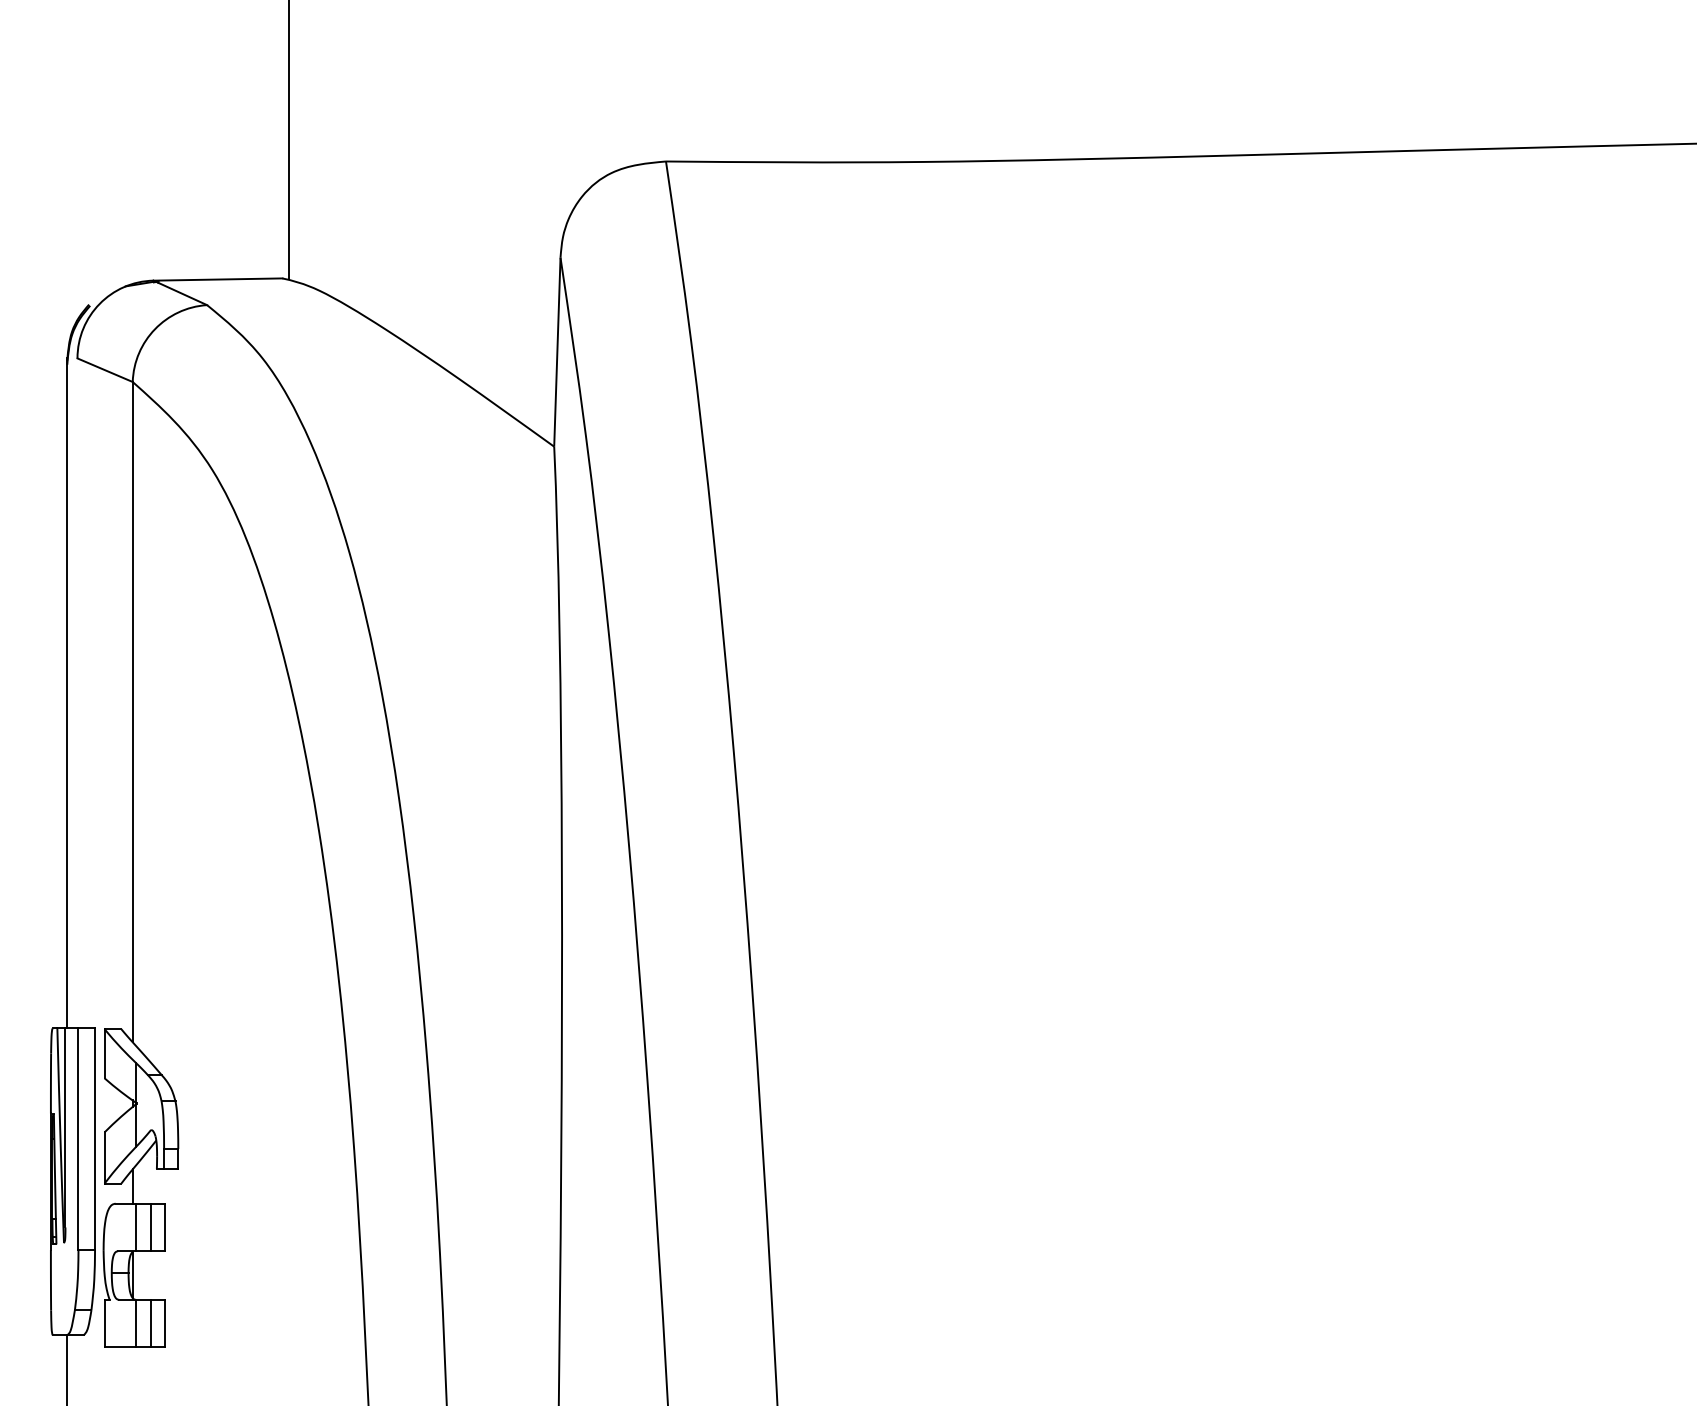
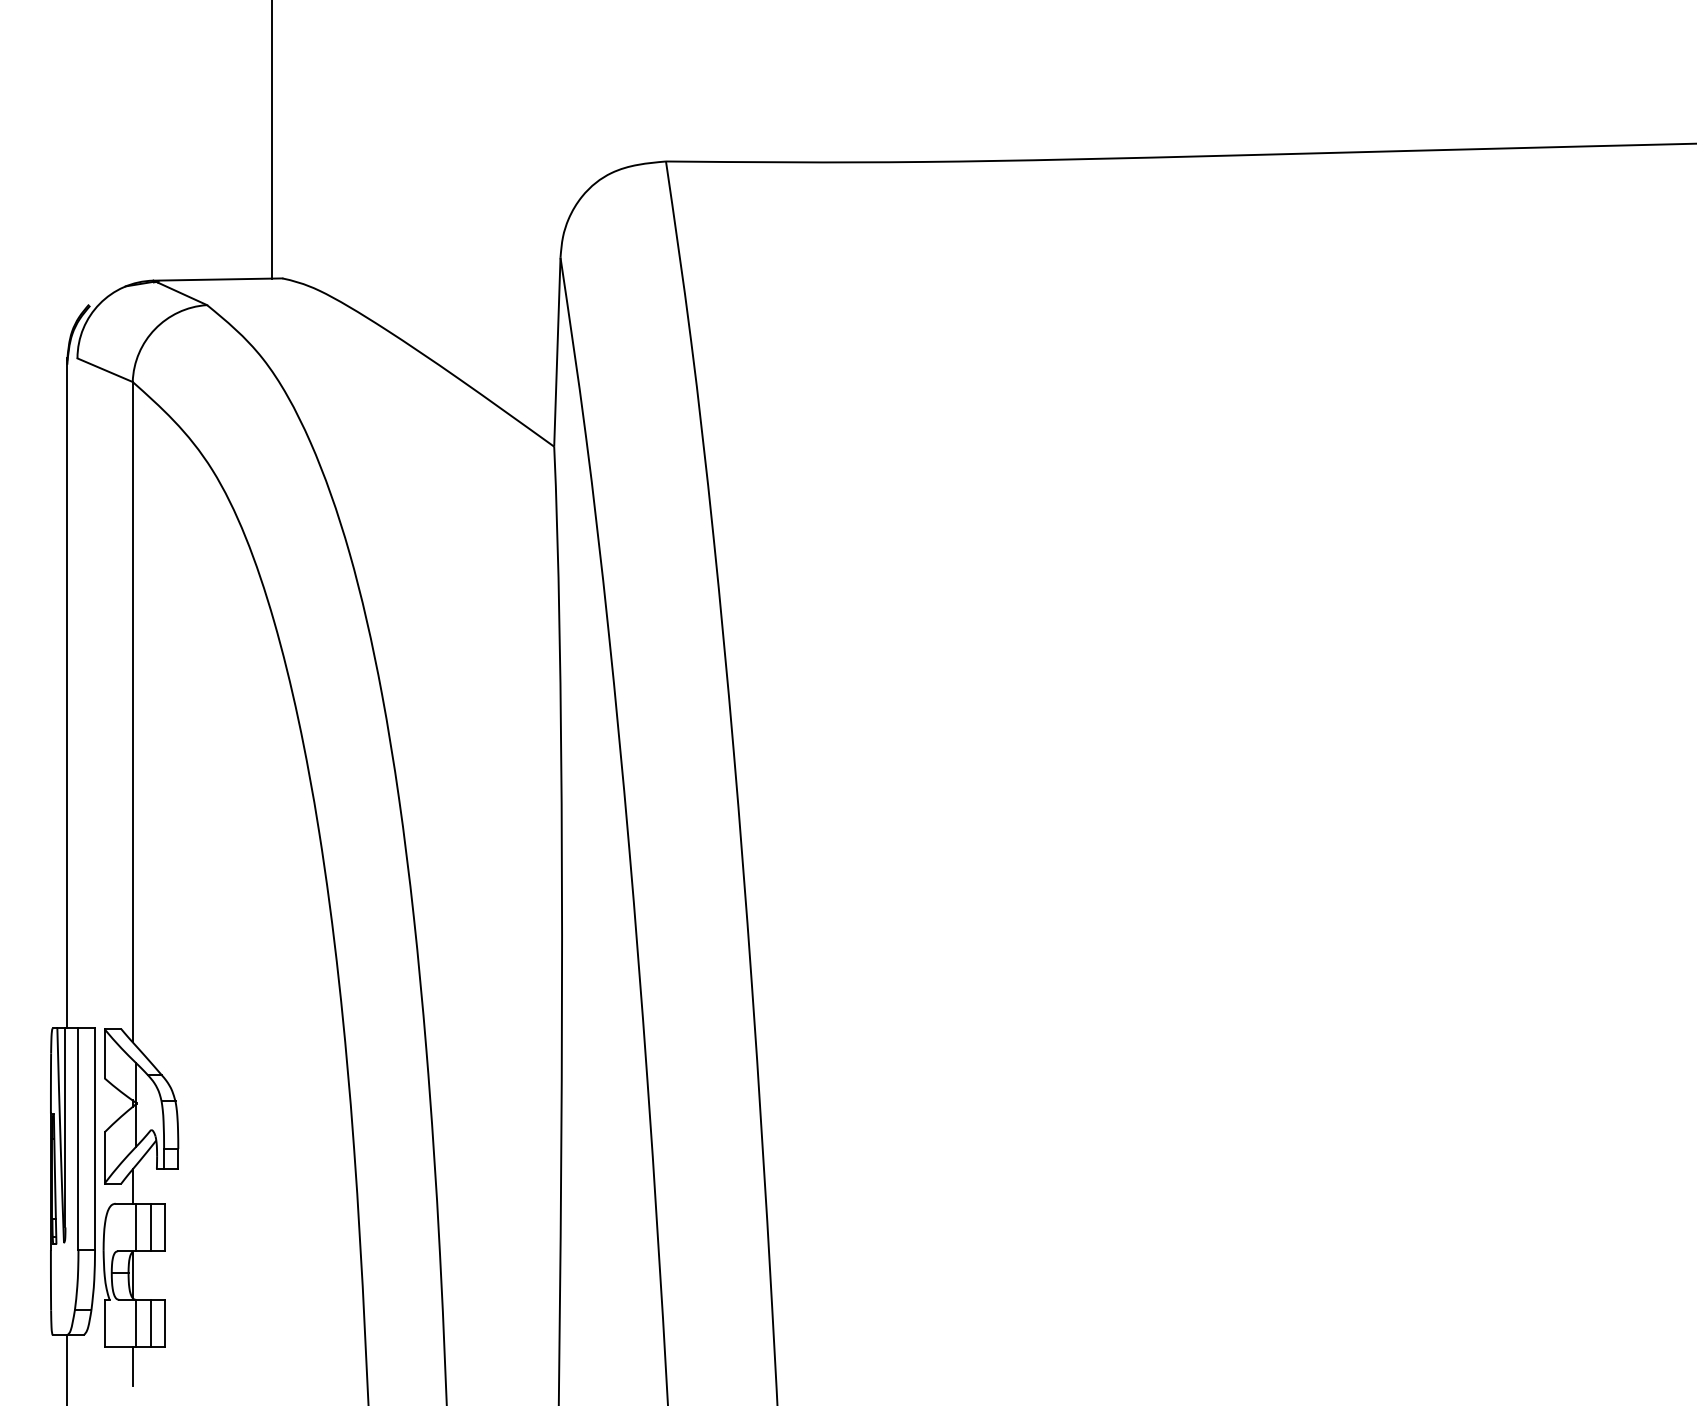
line position: (288, 140) -> (271, 140) (271, 140)
line: none -> present (132, 1366)
